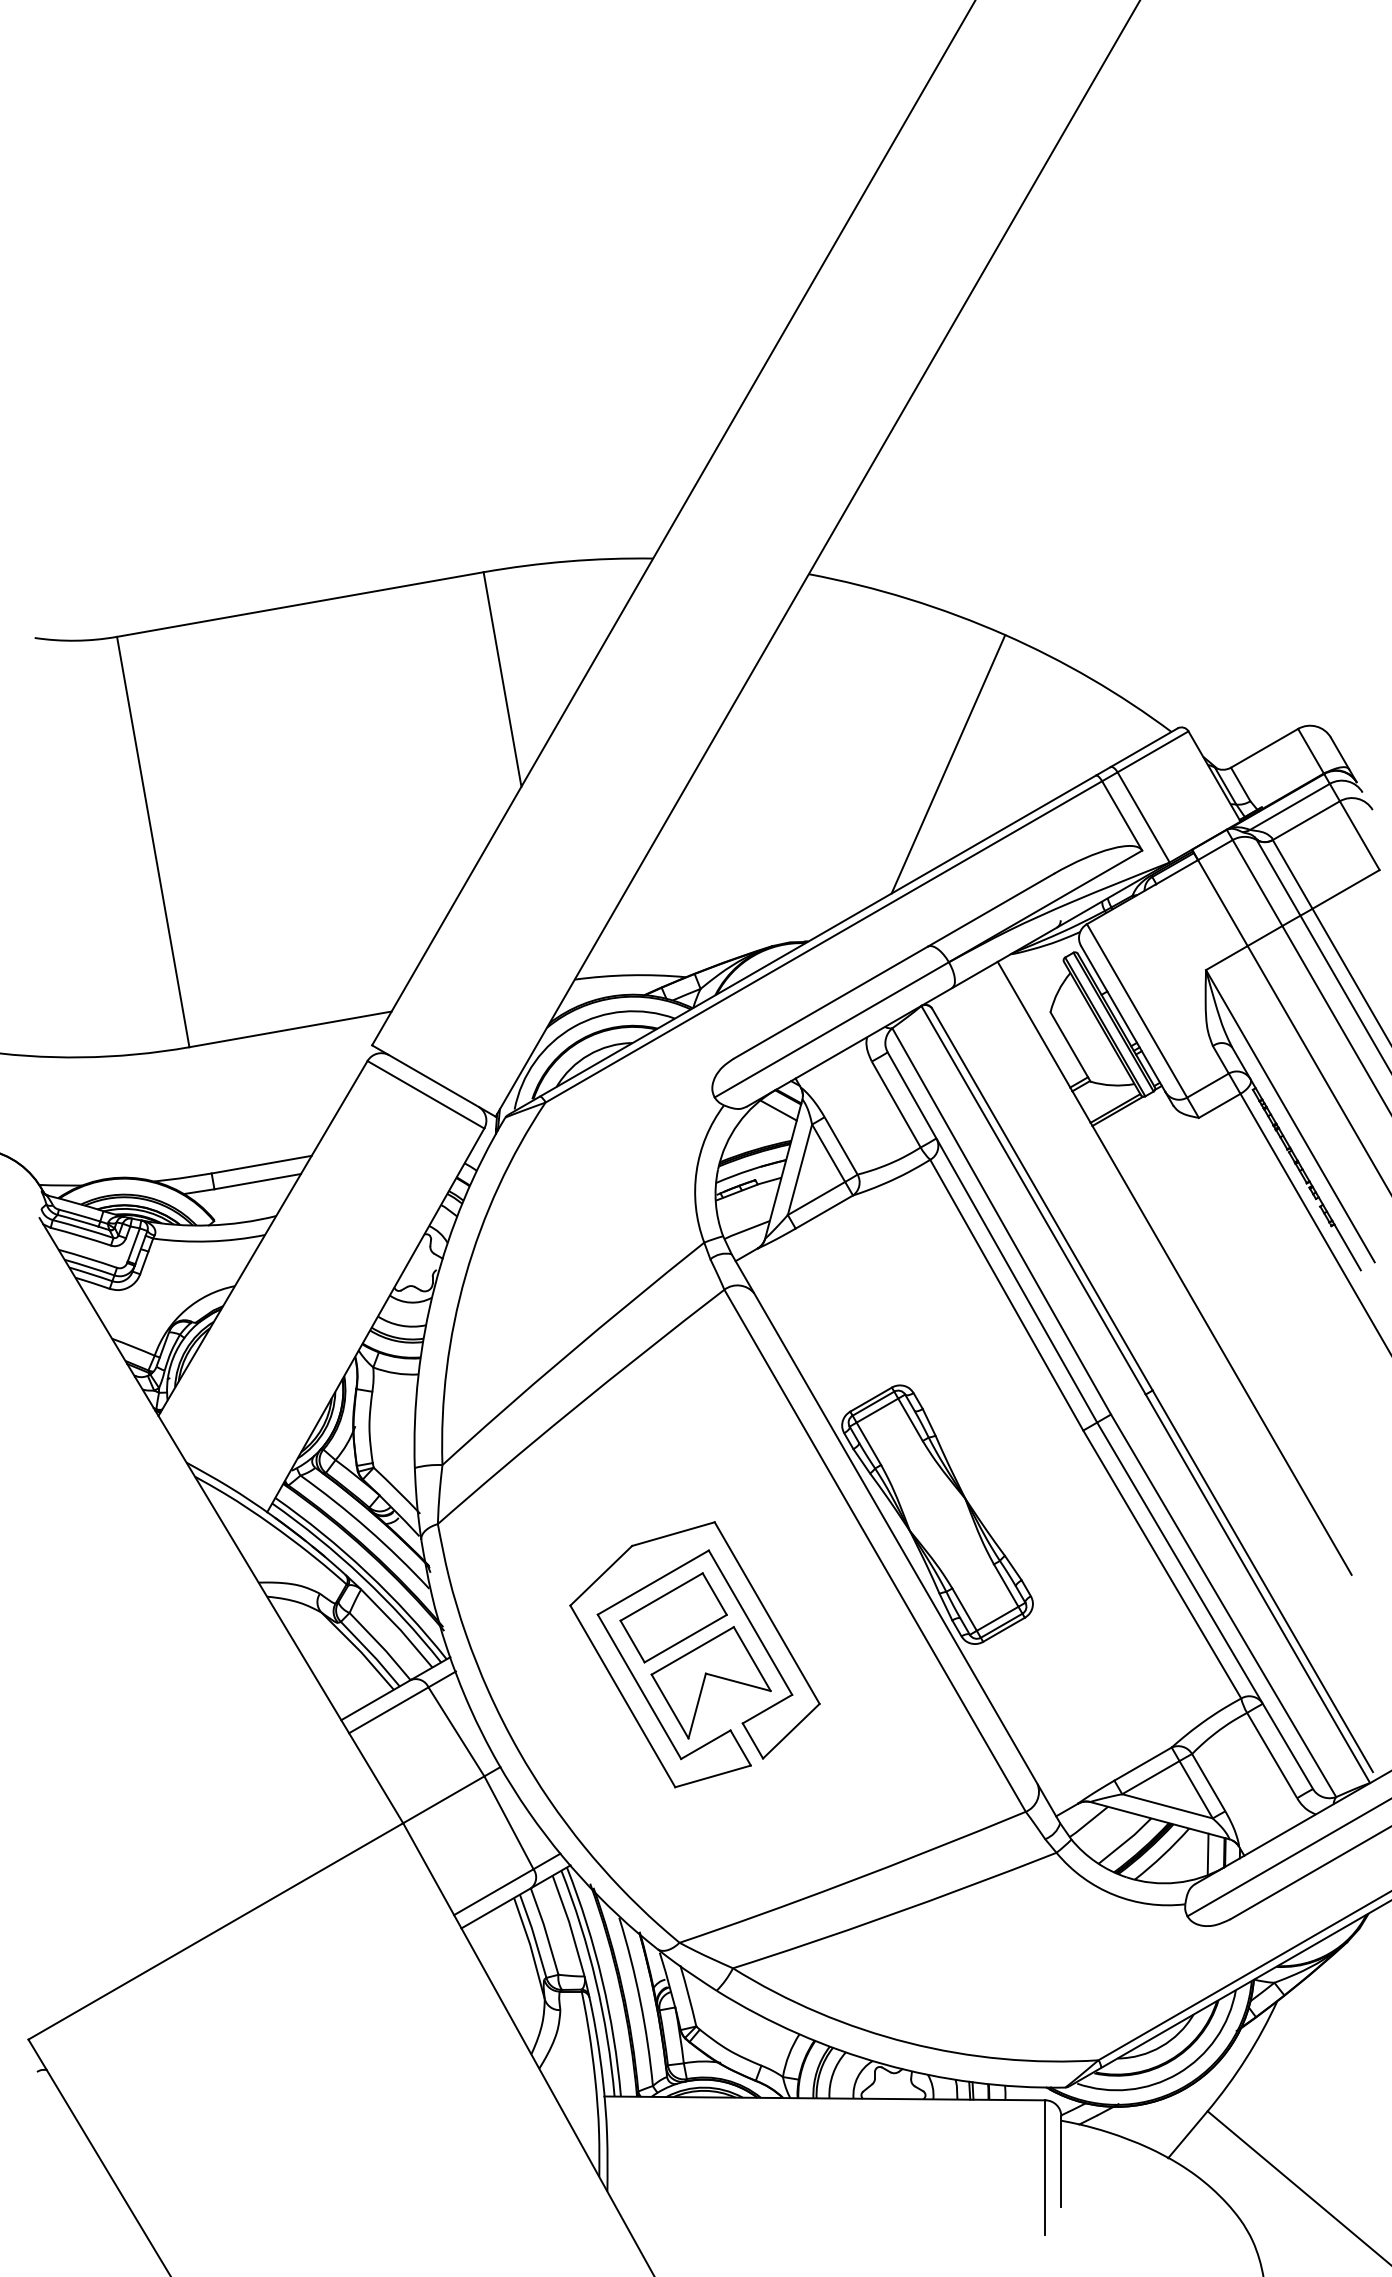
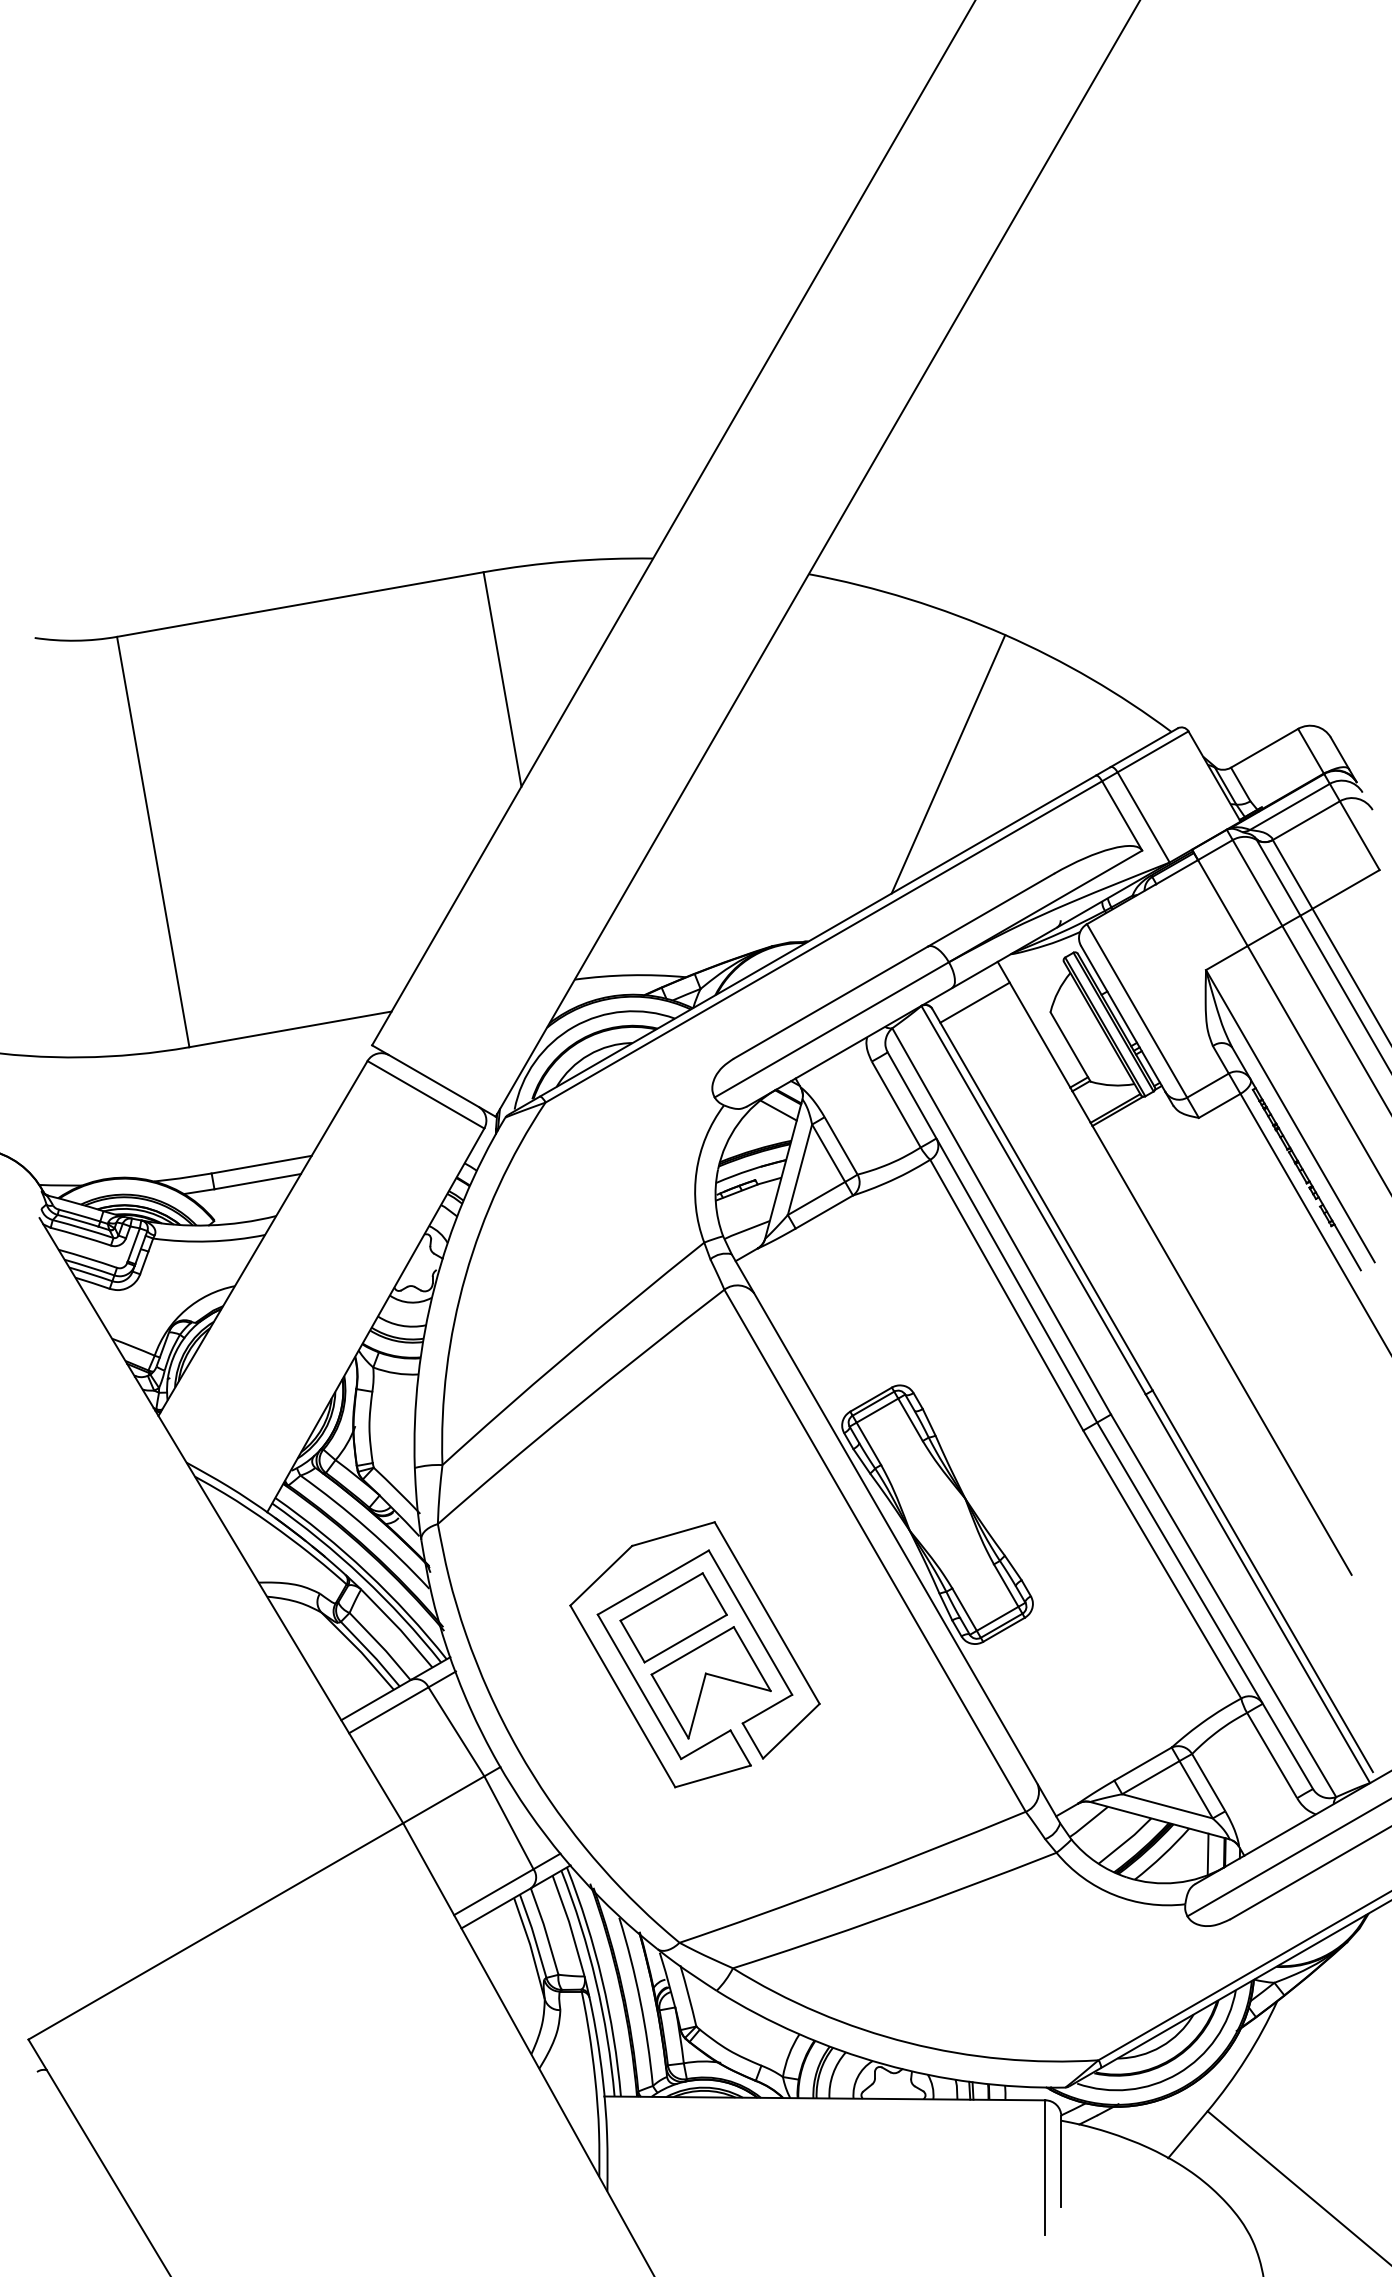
line: none -> present (974, 1002)
